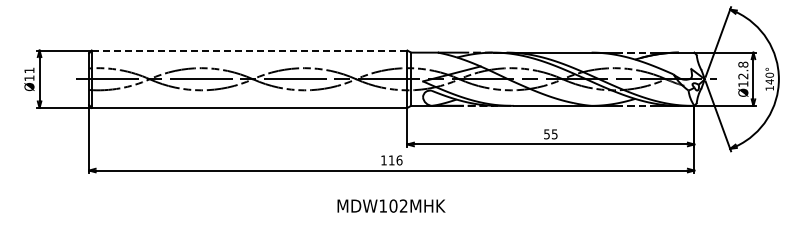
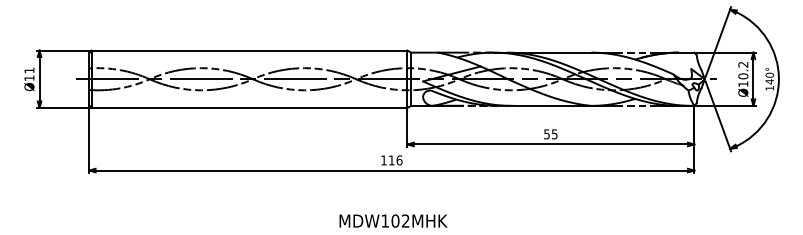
line: dashed -> solid (249, 50)
text: Ø12.8 -> Ø10.2 (743, 70)
text position: (391, 205) -> (393, 220) (393, 220)
